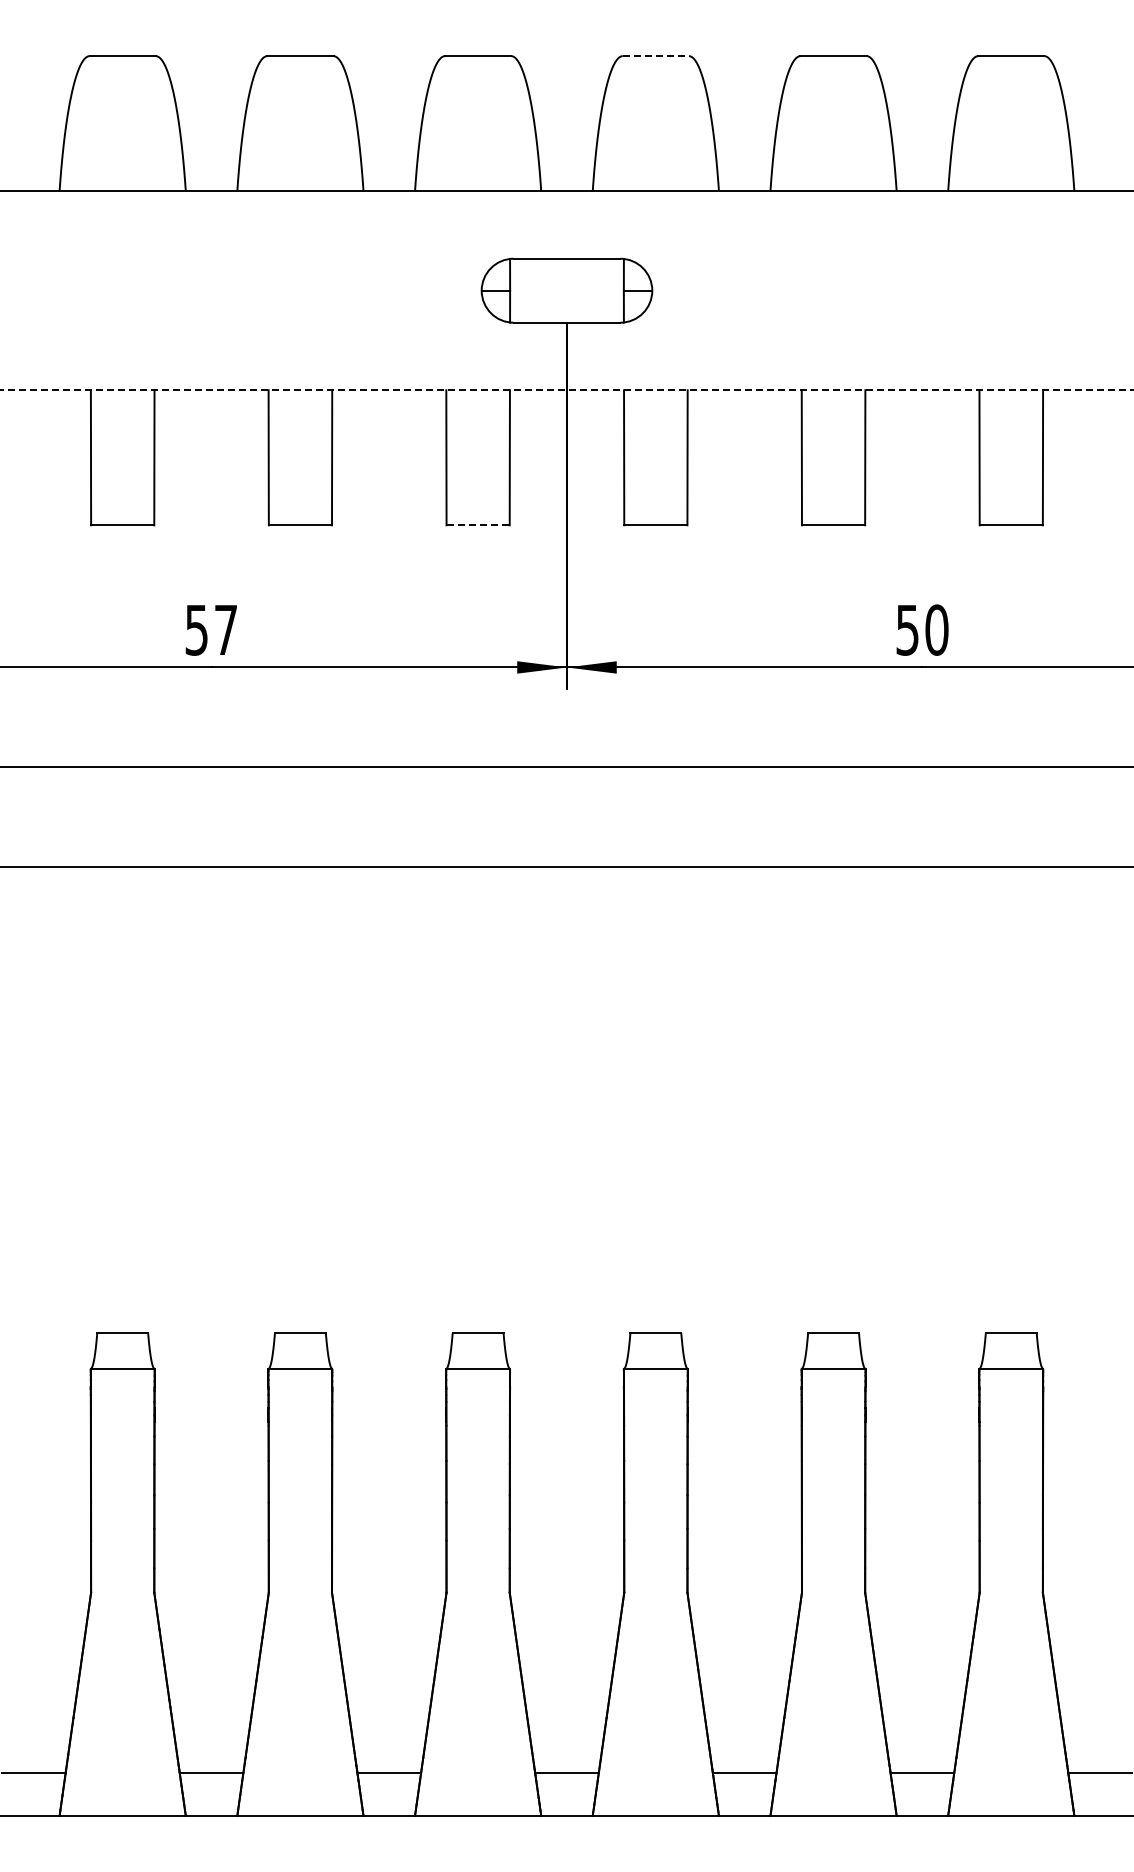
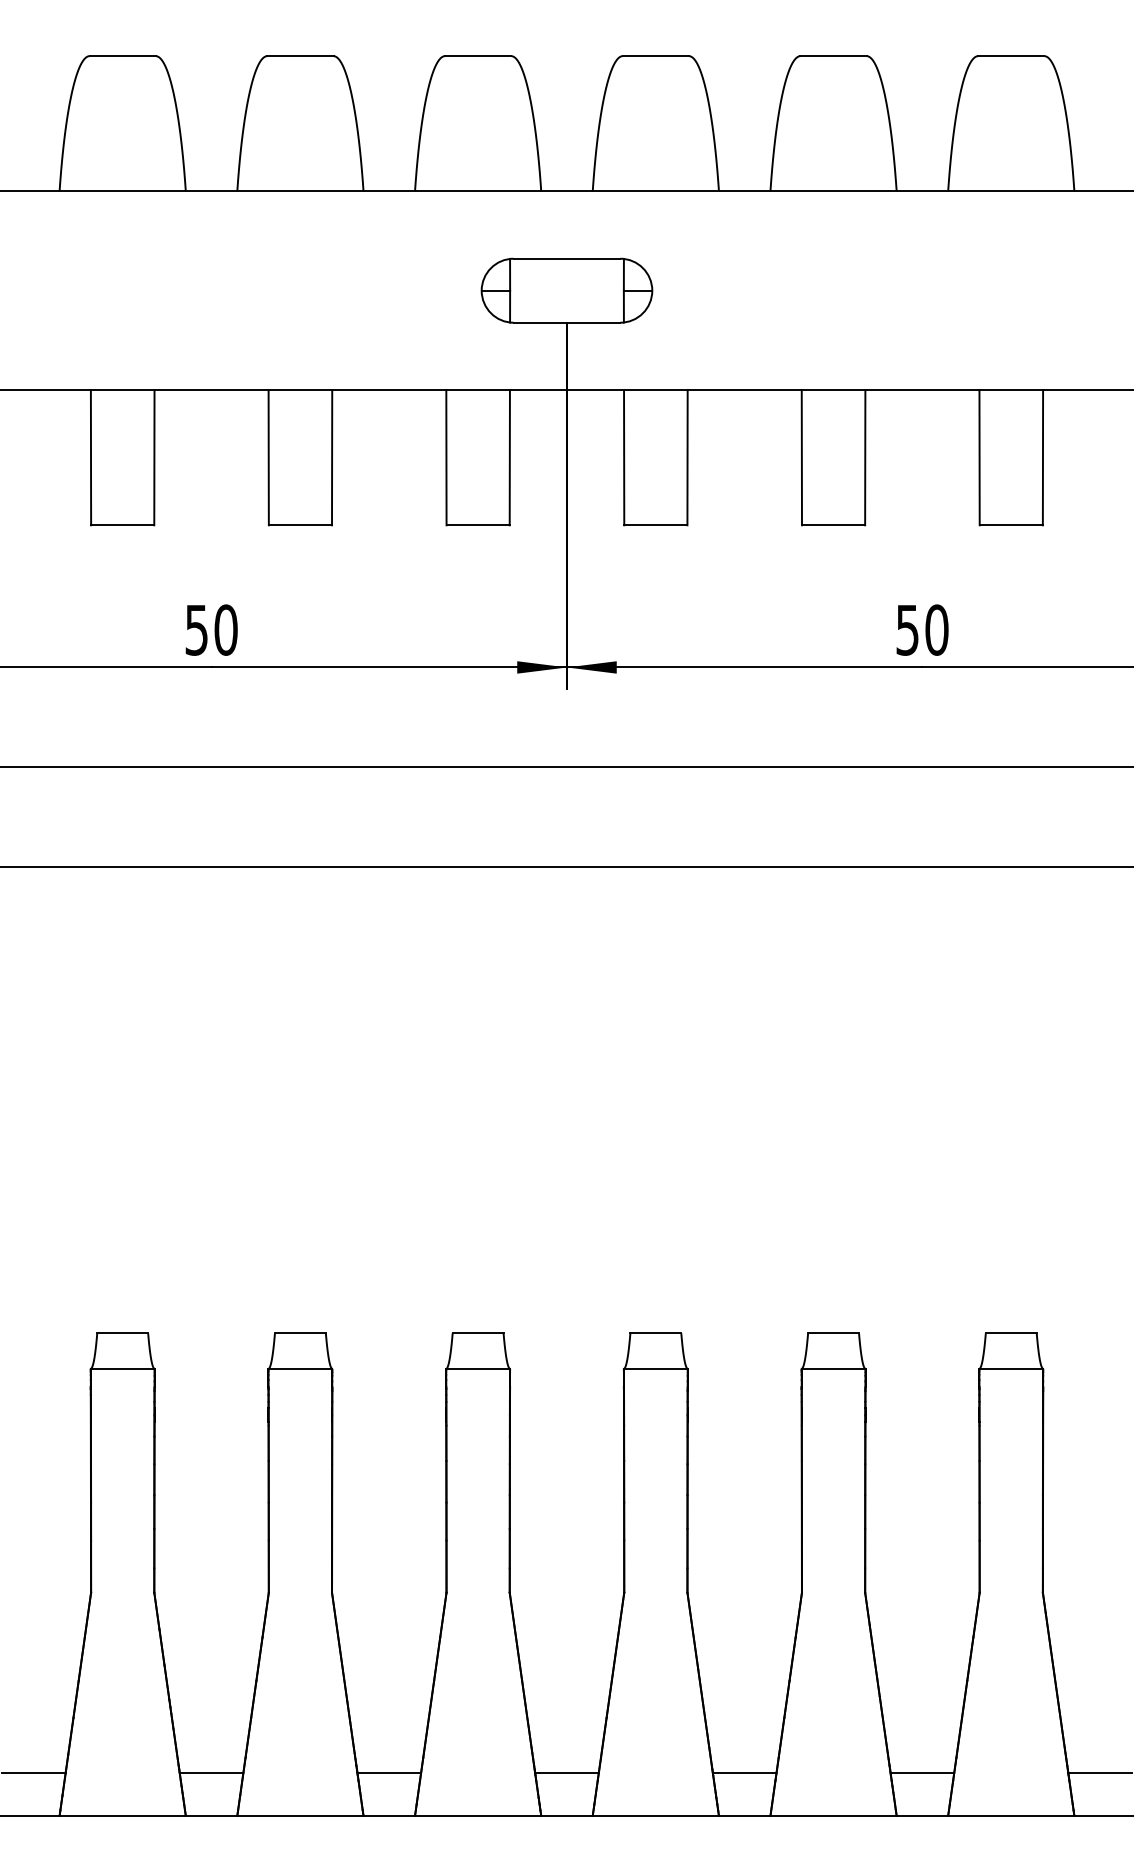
line: dashed -> solid (656, 56)
line: dashed -> solid (566, 390)
line: dashed -> solid (478, 525)
text: 57 -> 50 (225, 629)
